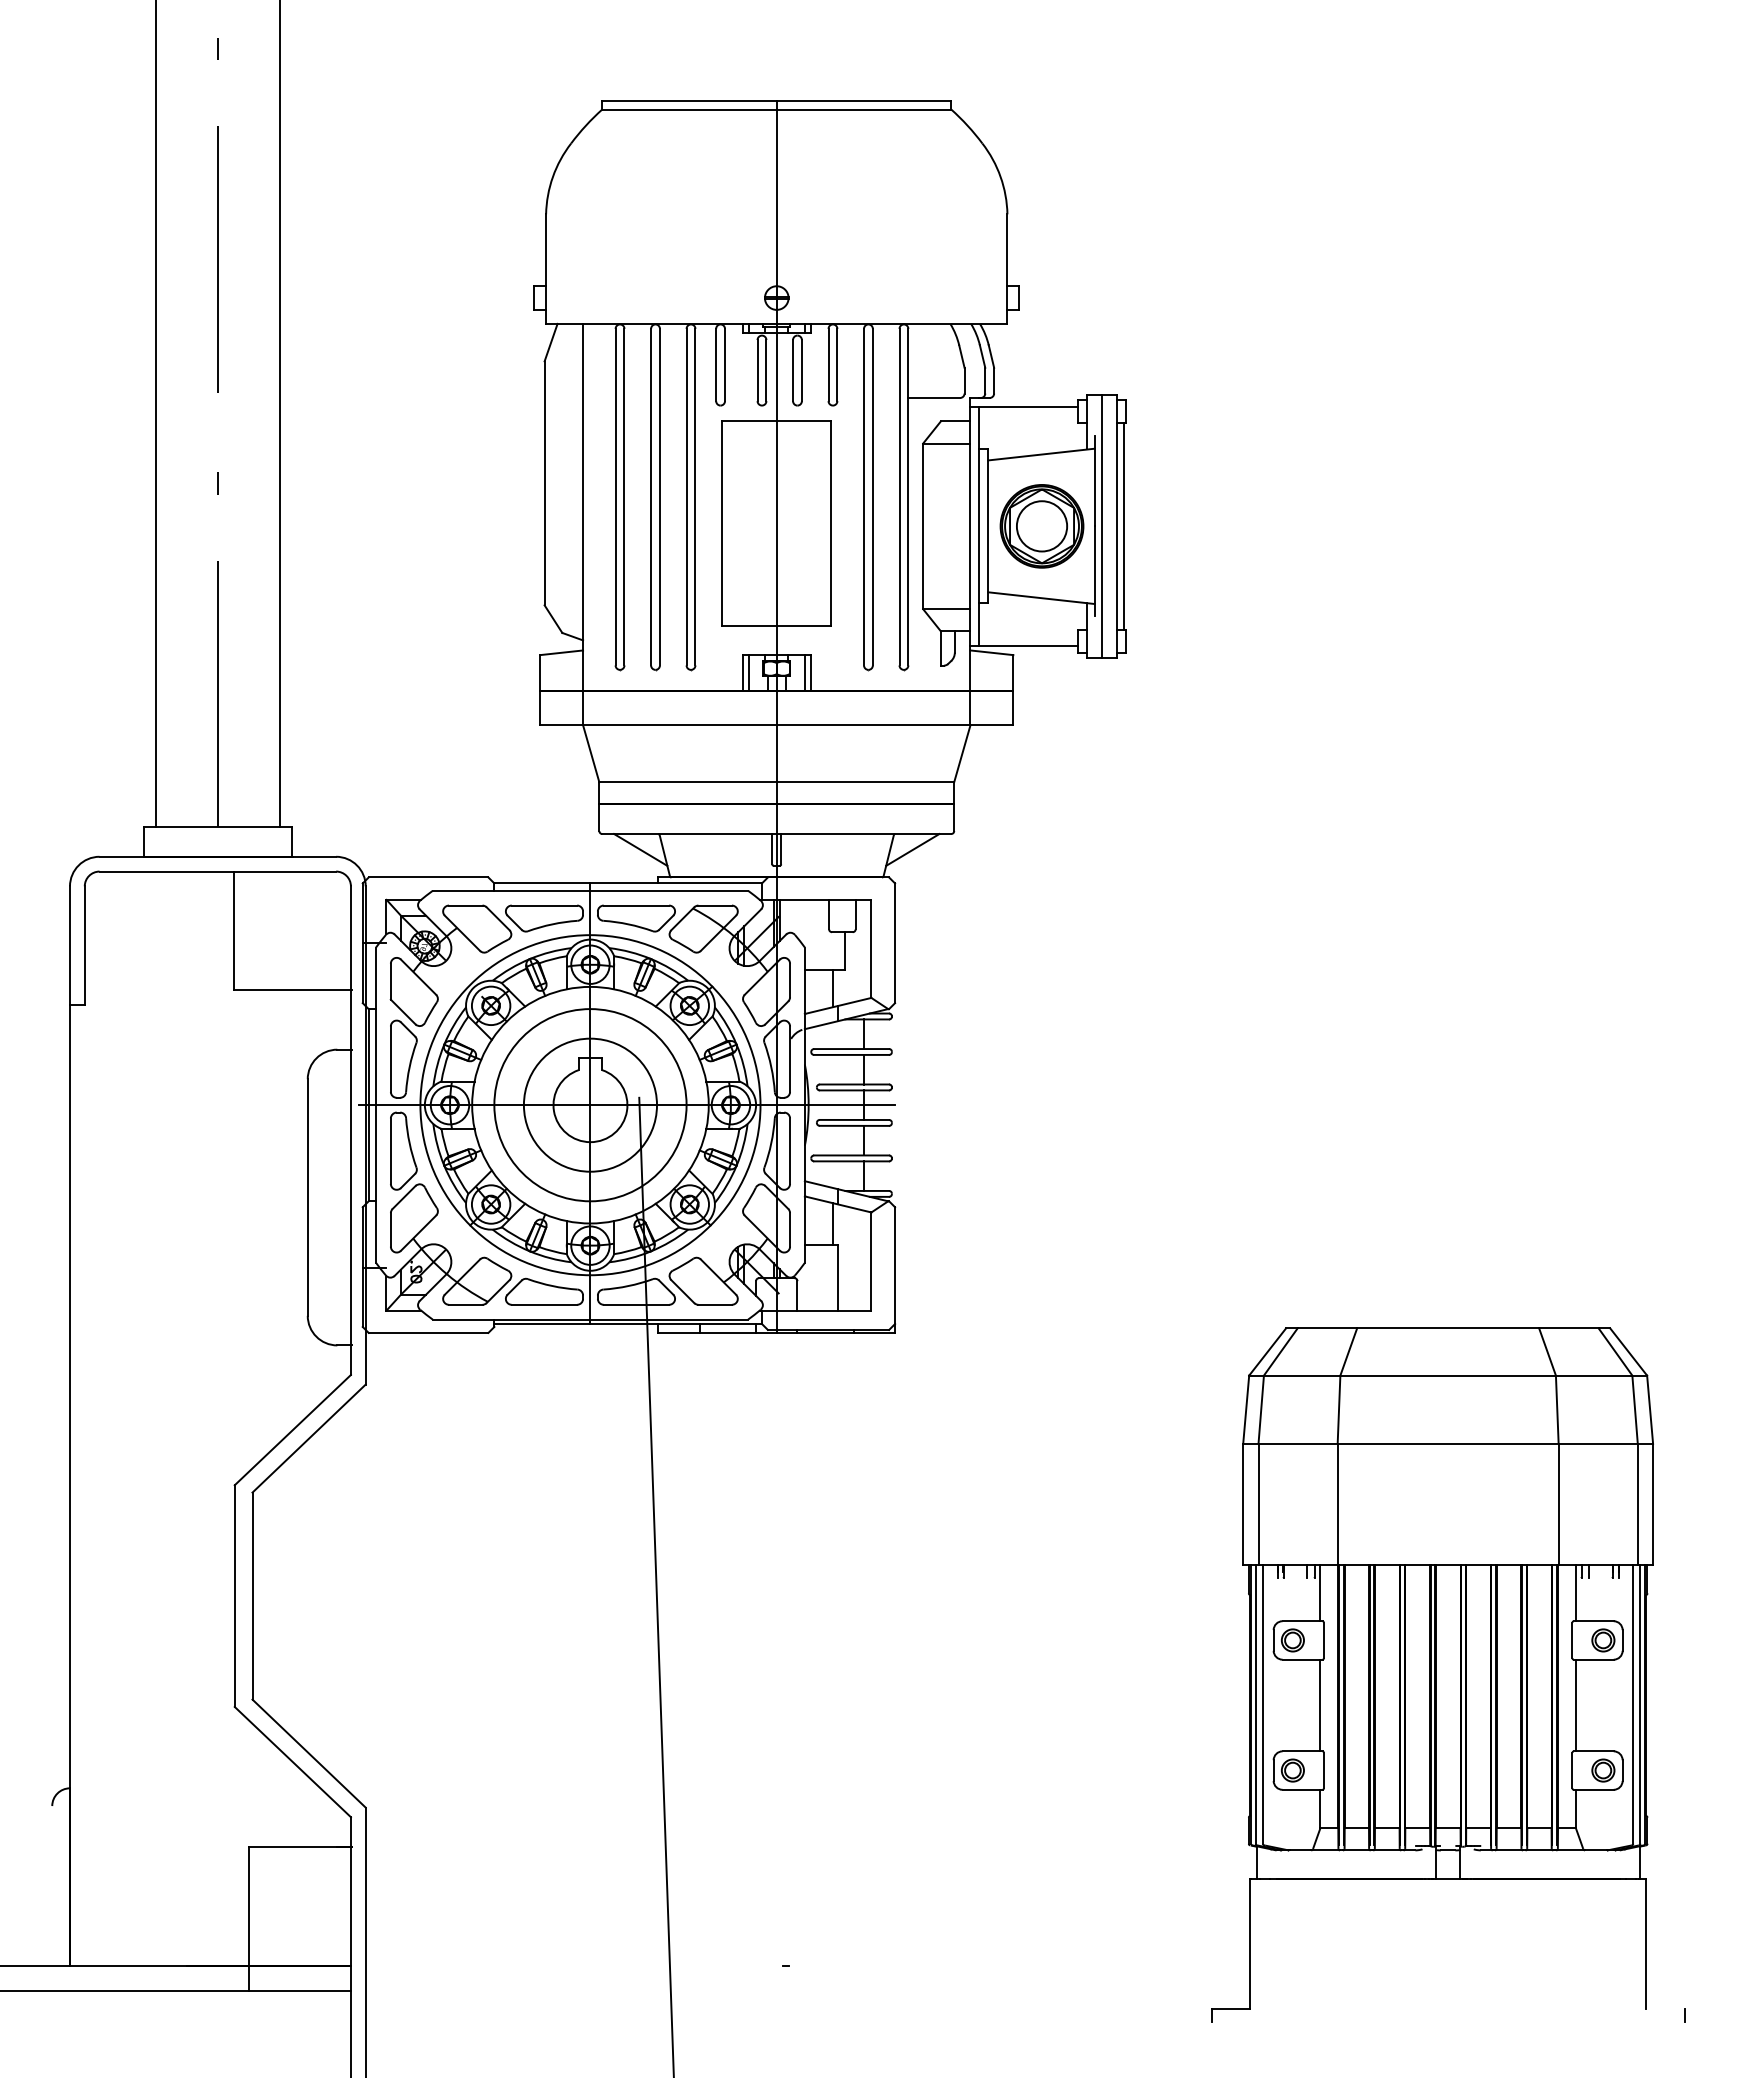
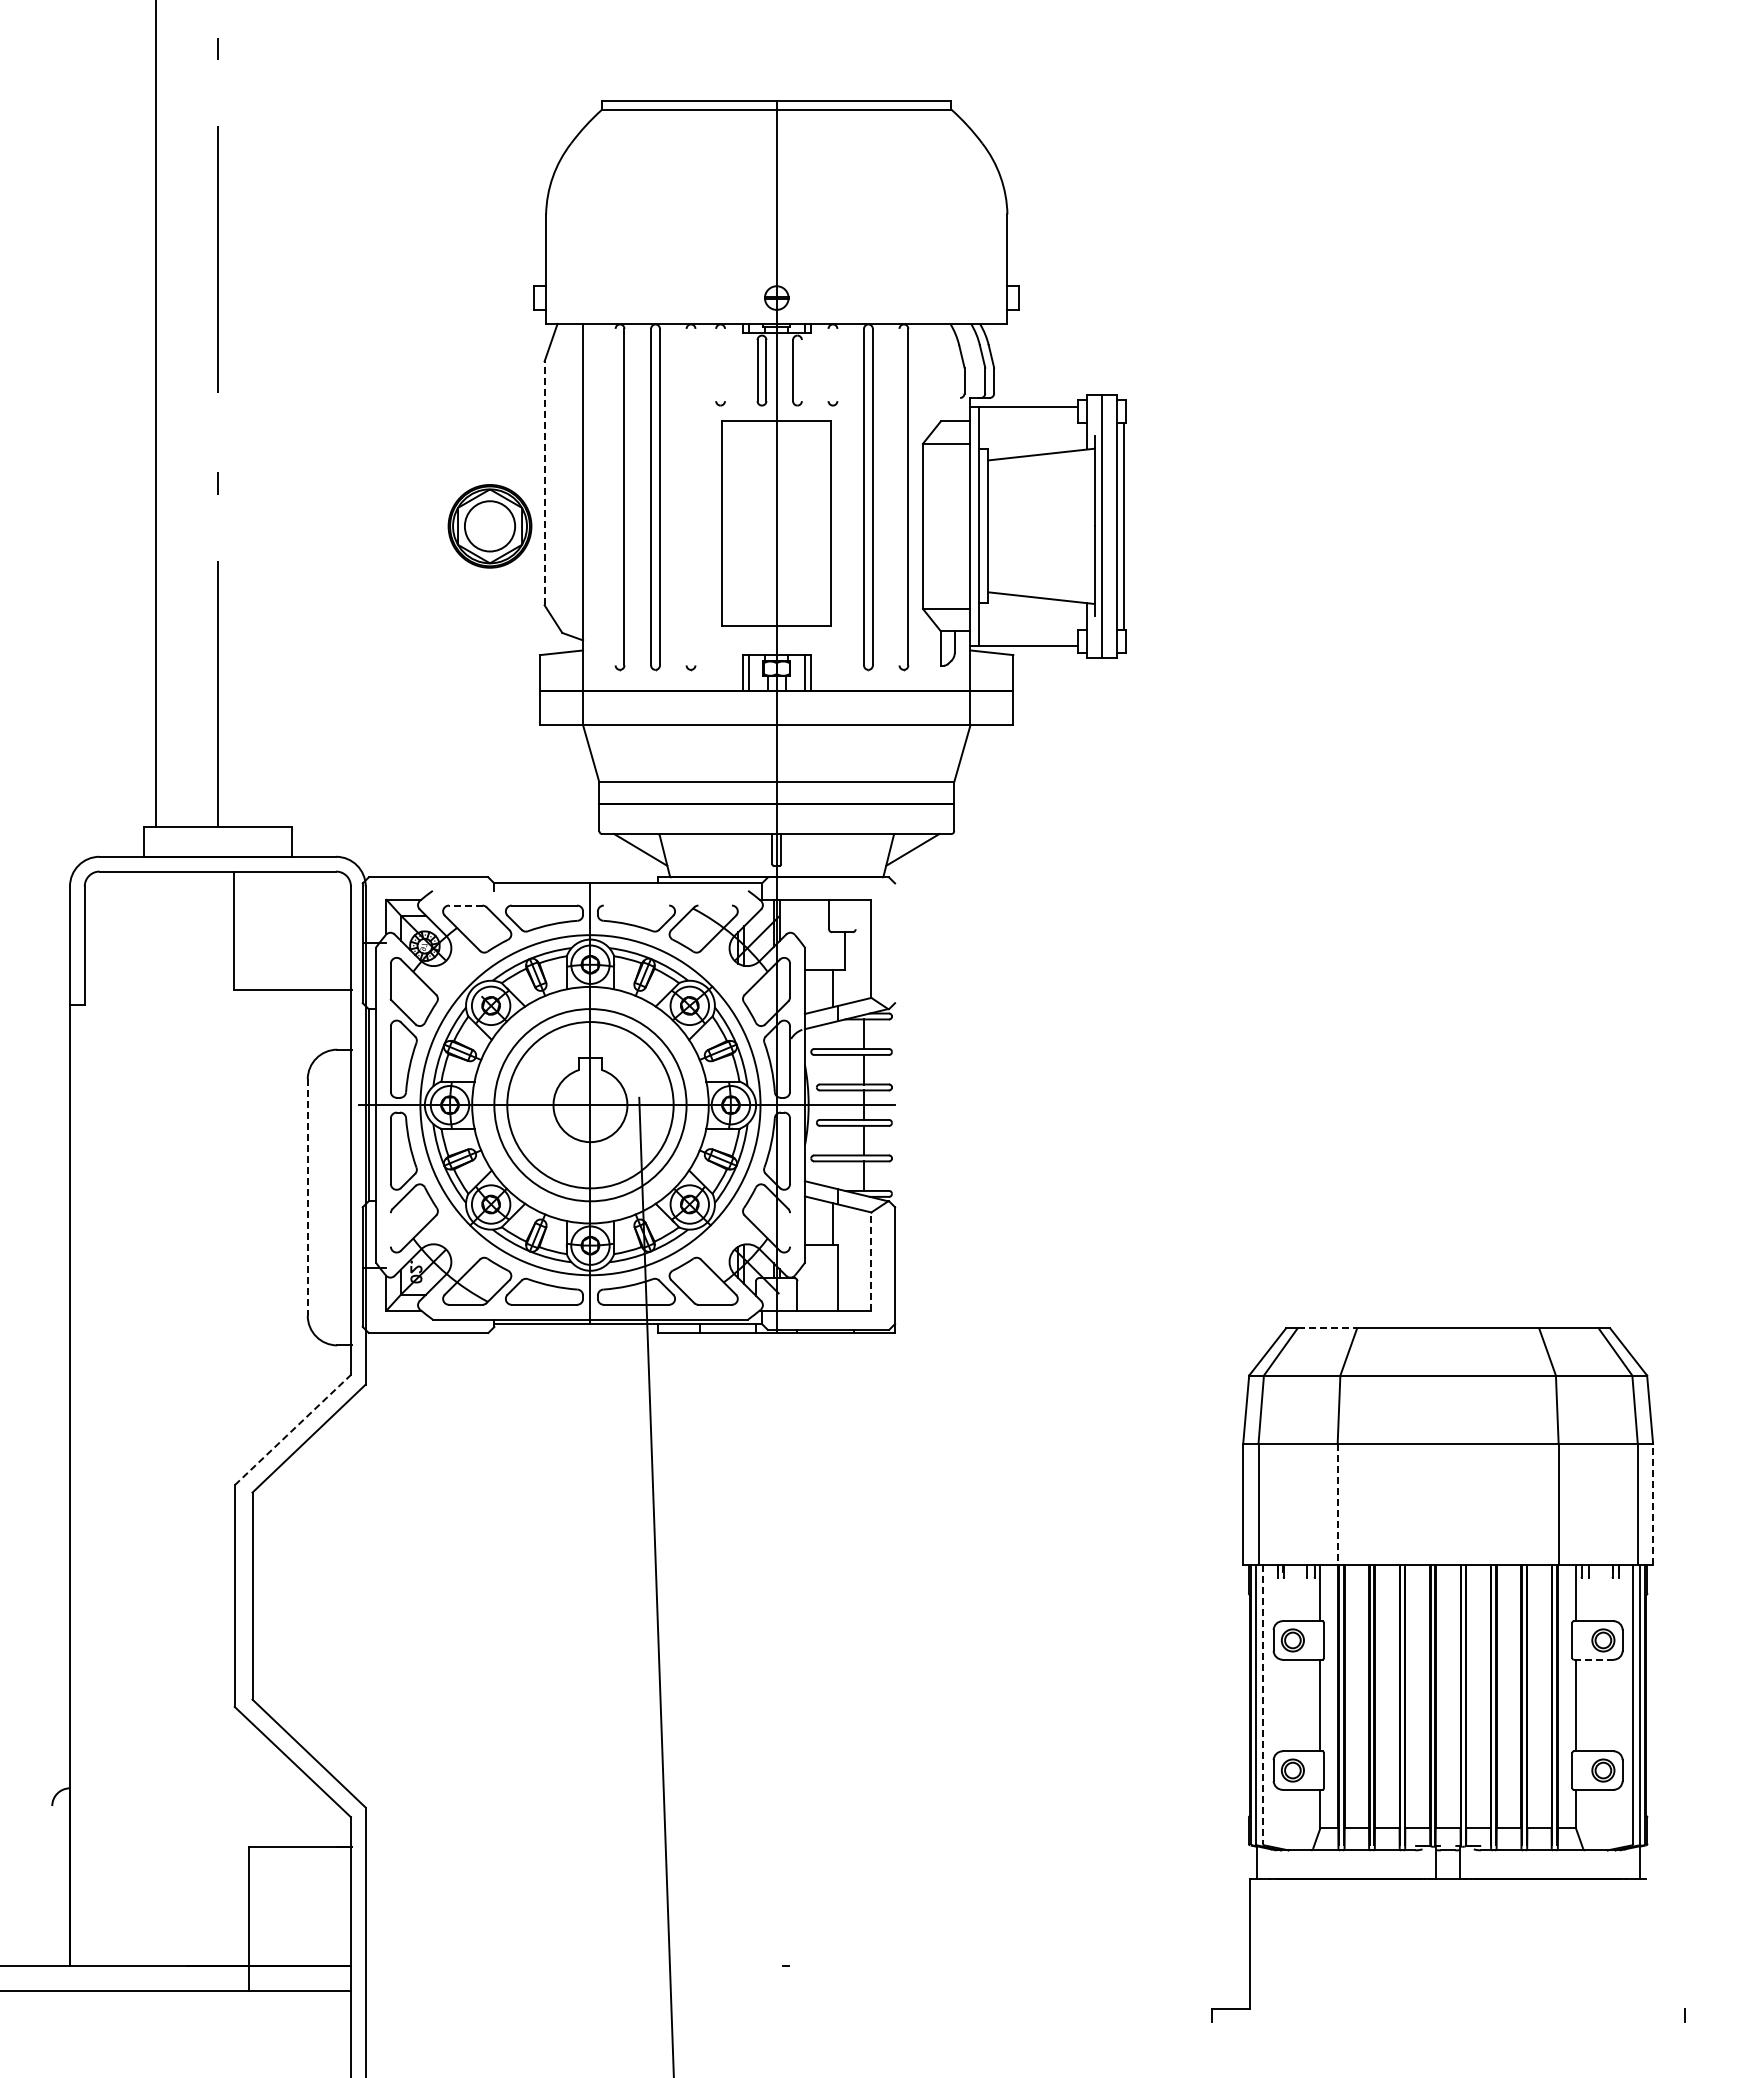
line: present -> none (716, 364)
line: present -> none (725, 364)
line: present -> none (828, 364)
line: present -> none (837, 364)
line: present -> none (801, 370)
line: present -> none (934, 397)
line: present -> none (279, 414)
line: solid -> dashed (544, 483)
line: present -> none (615, 496)
line: present -> none (686, 496)
line: present -> none (695, 496)
line: present -> none (899, 496)
part position: (1041, 526) -> (489, 526) (489, 526)
line: present -> none (590, 890)
line: solid -> dashed (465, 905)
line: present -> none (636, 905)
line: present -> none (714, 905)
line: present -> none (855, 914)
line: present -> none (895, 943)
circle diameter: 133 px -> 166 px (590, 1105)
line: solid -> dashed (307, 1198)
line: present -> none (390, 1229)
line: present -> none (790, 1229)
line: solid -> dashed (871, 1261)
line: solid -> dashed (1327, 1328)
line: solid -> dashed (293, 1429)
line: solid -> dashed (1337, 1504)
line: solid -> dashed (1653, 1504)
line: solid -> dashed (1593, 1659)
line: solid -> dashed (1263, 1704)
line: present -> none (1646, 1943)
